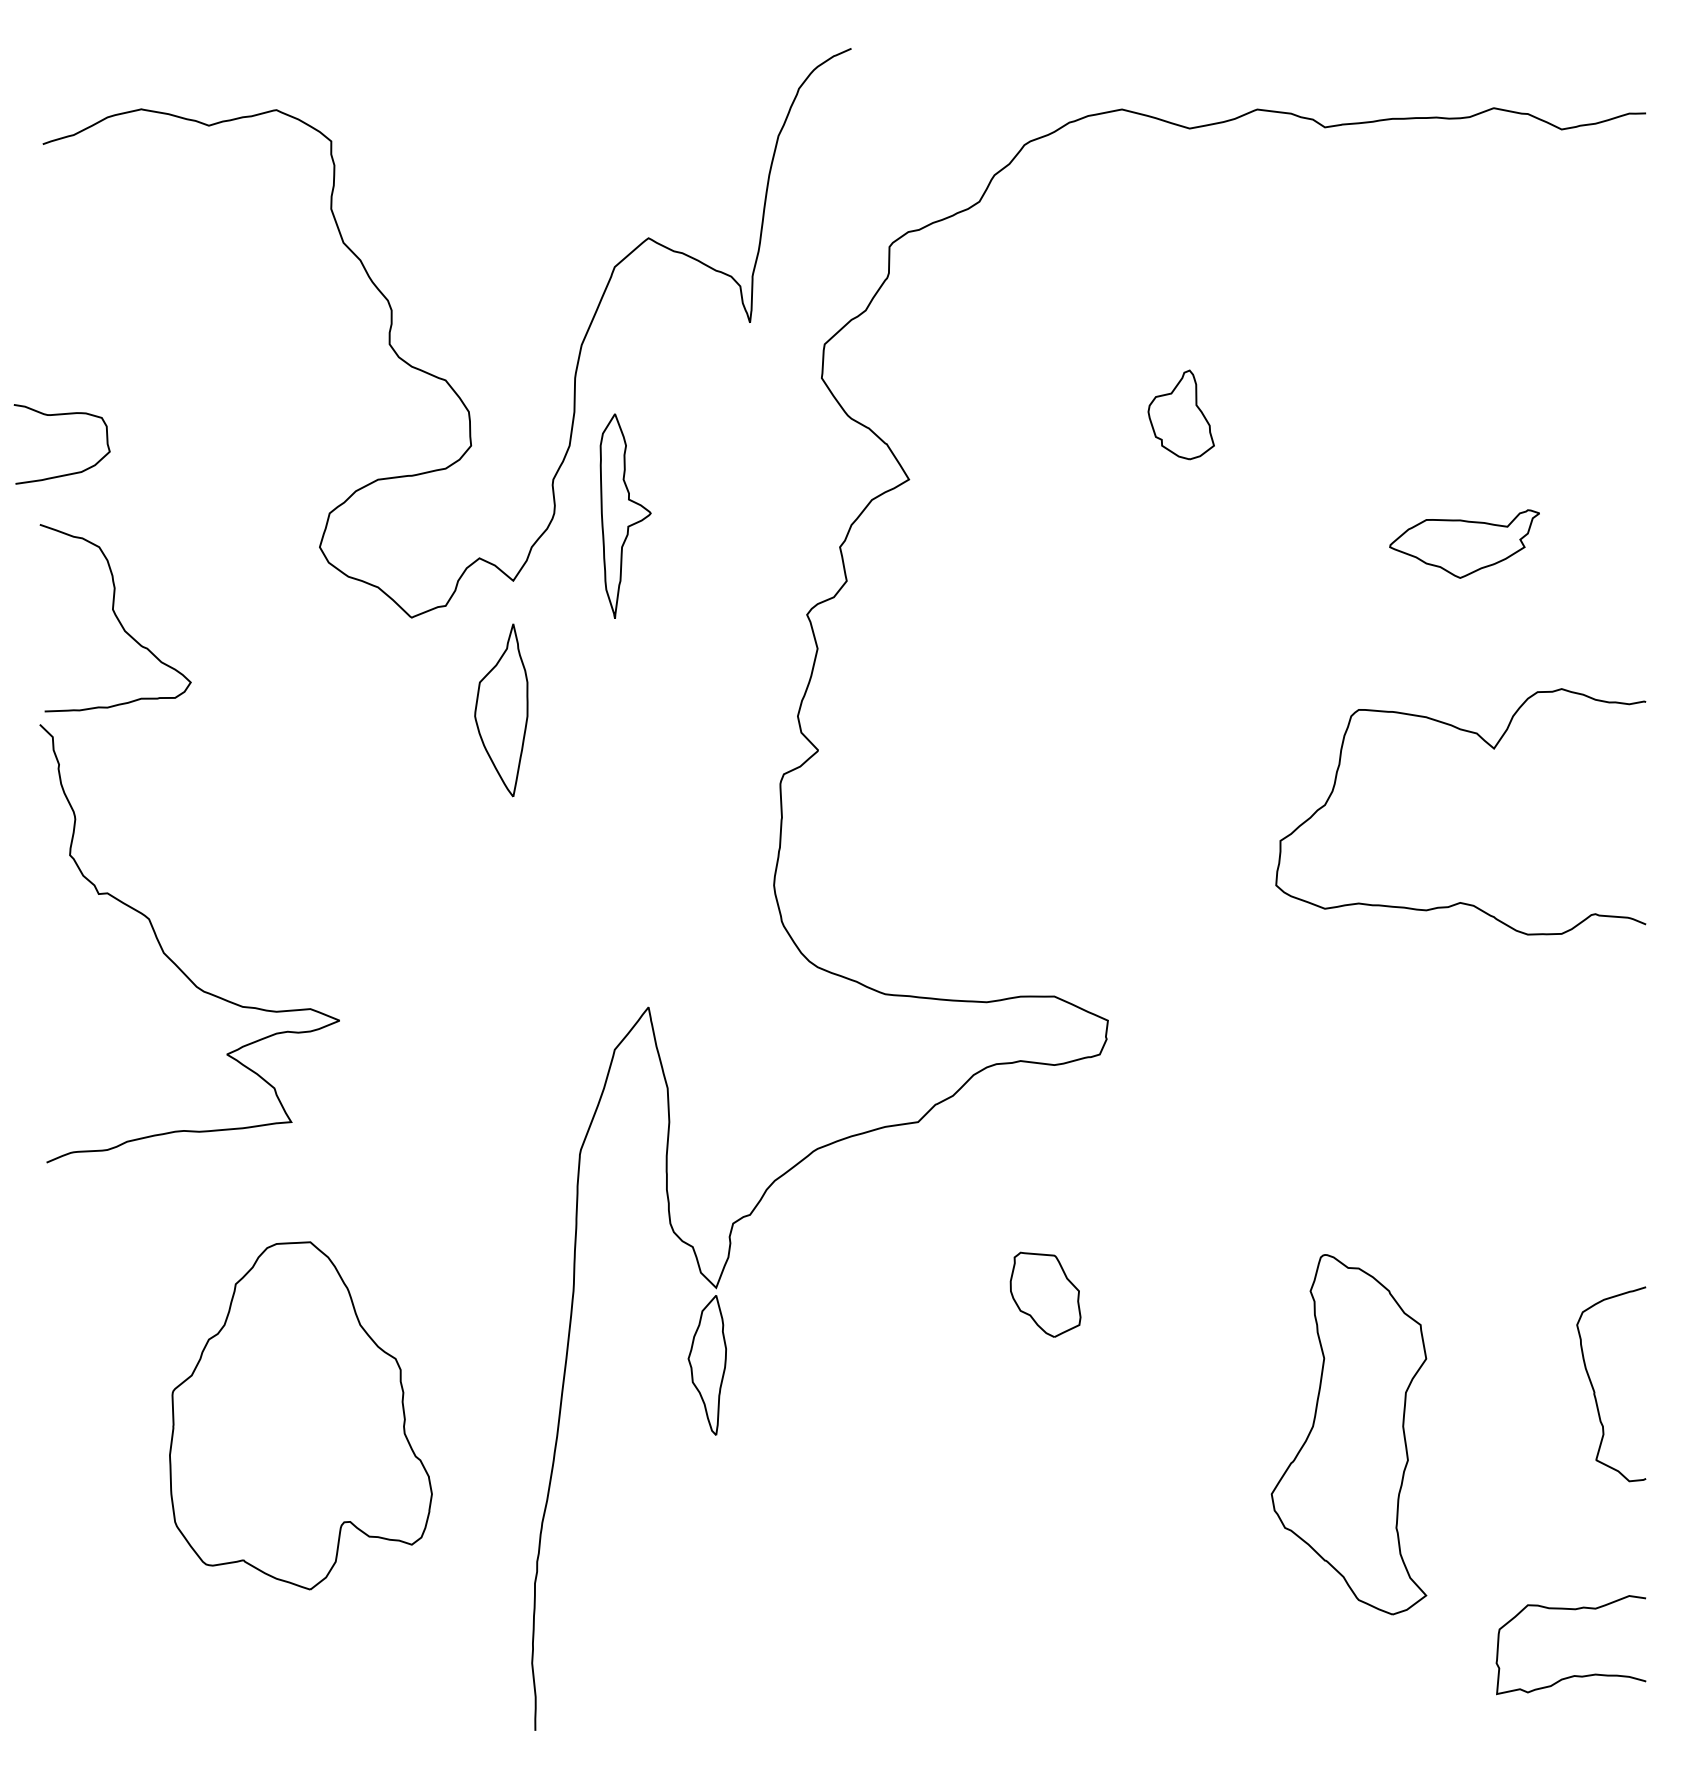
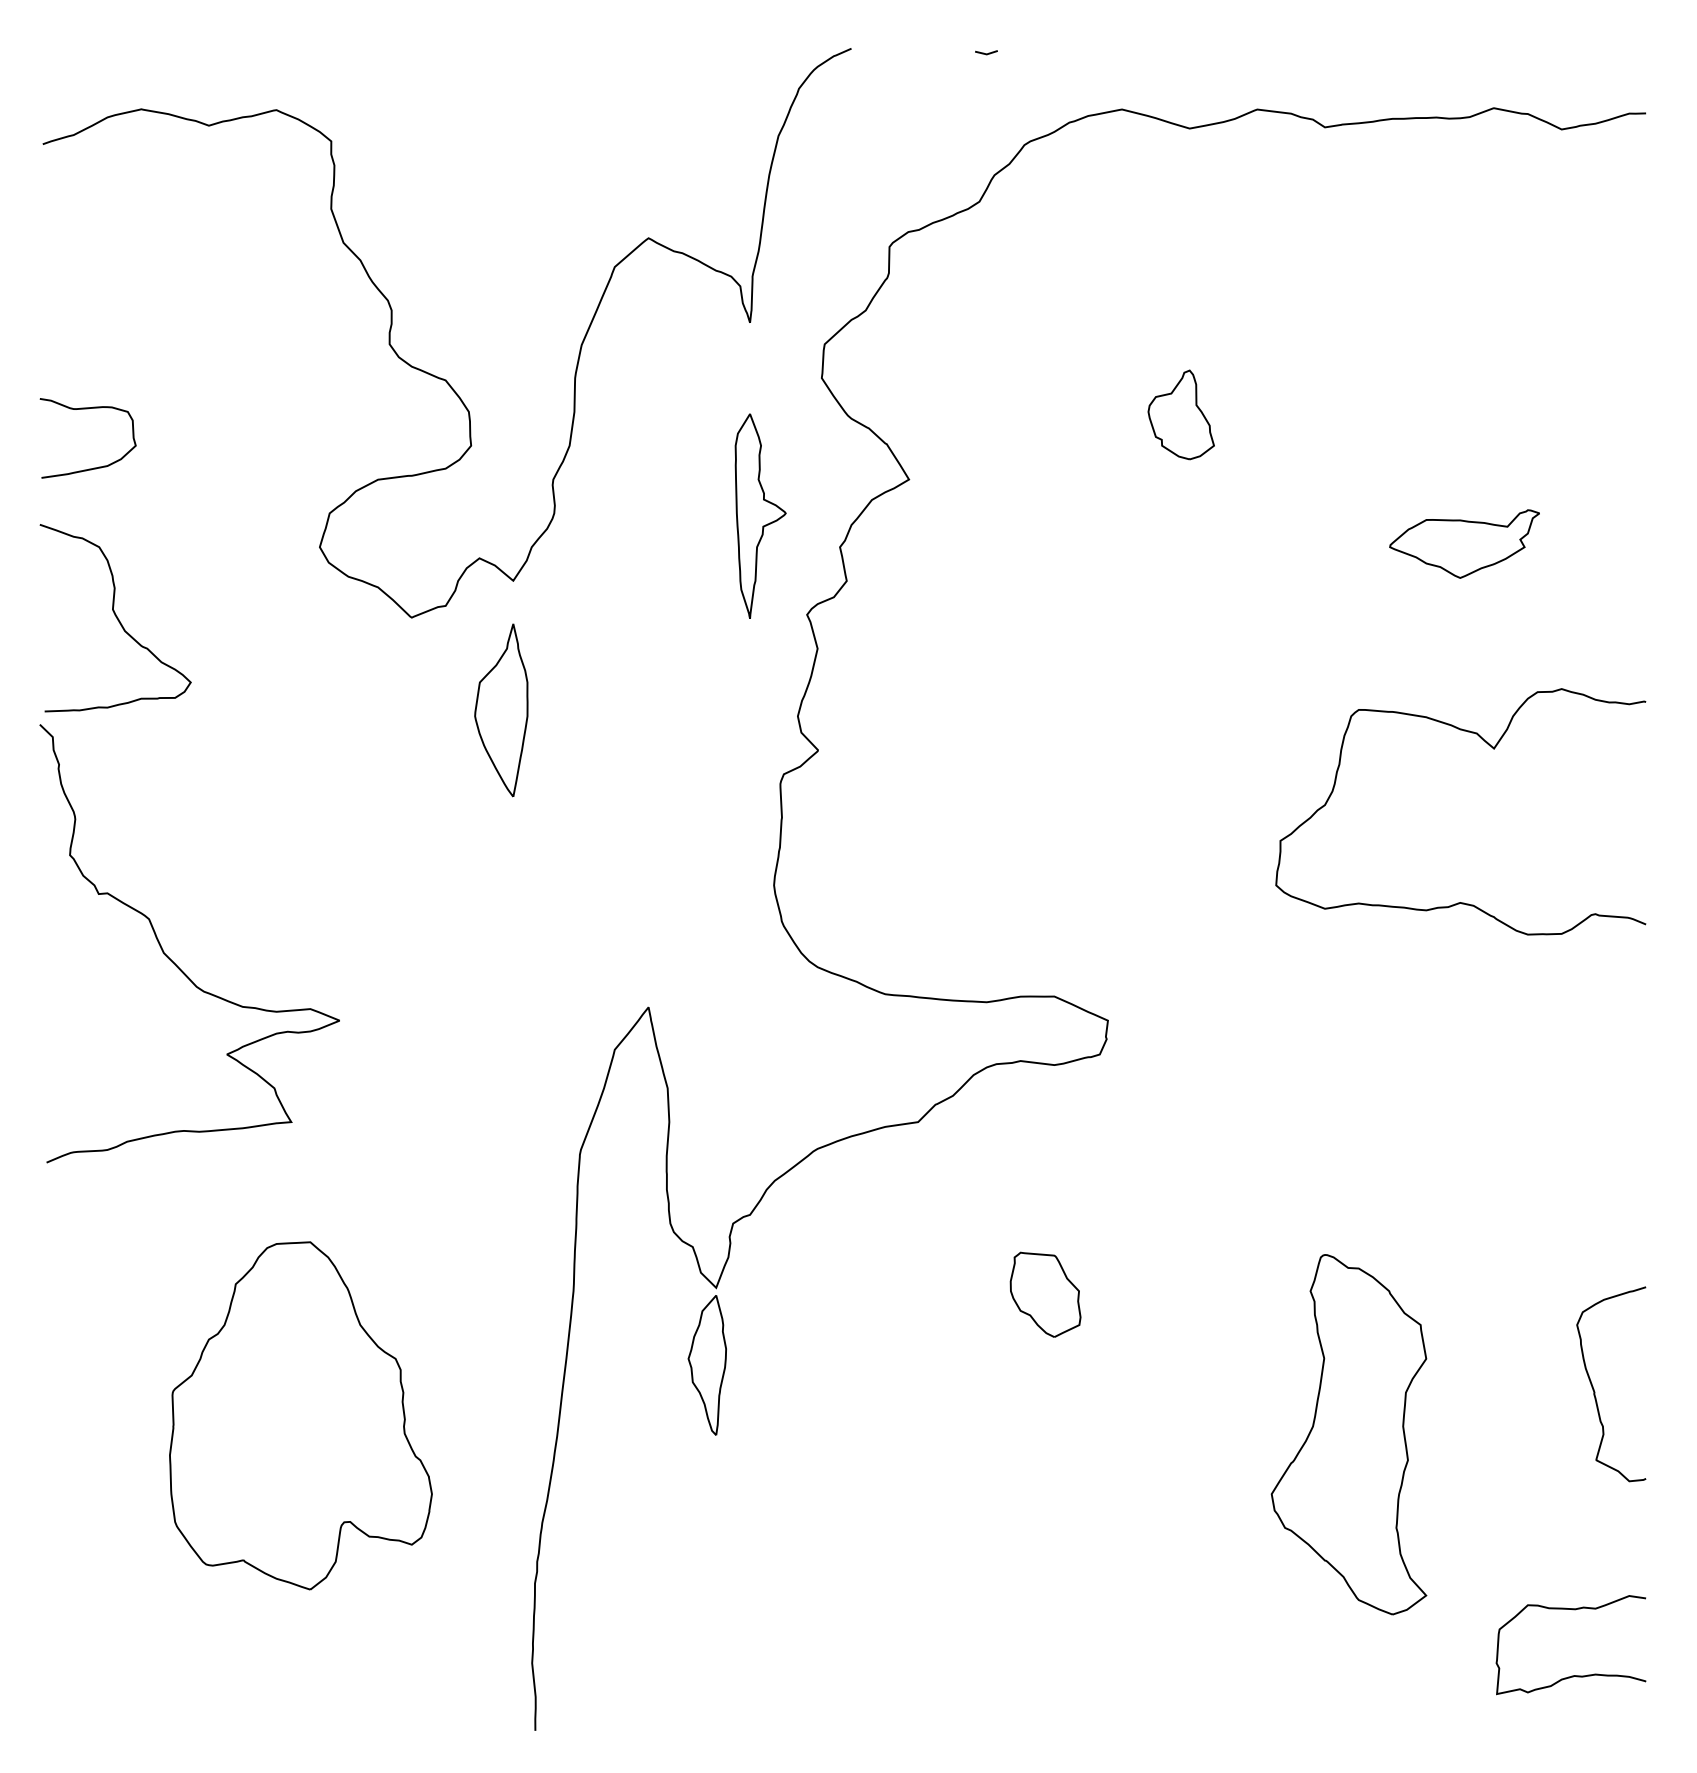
line: none -> present (986, 53)
curve position: (61, 415) -> (87, 409) (87, 409)
part position: (625, 515) -> (760, 515) (760, 515)
